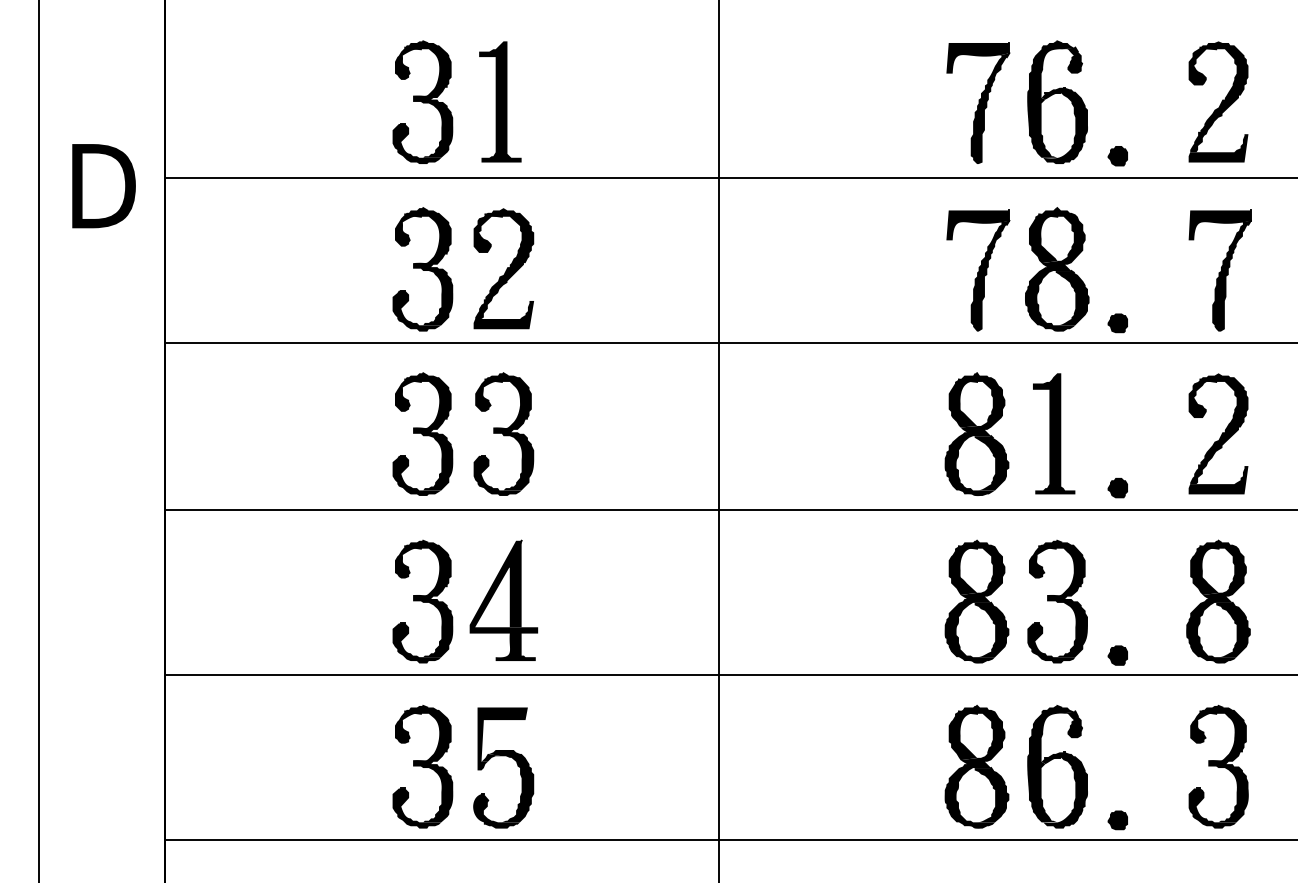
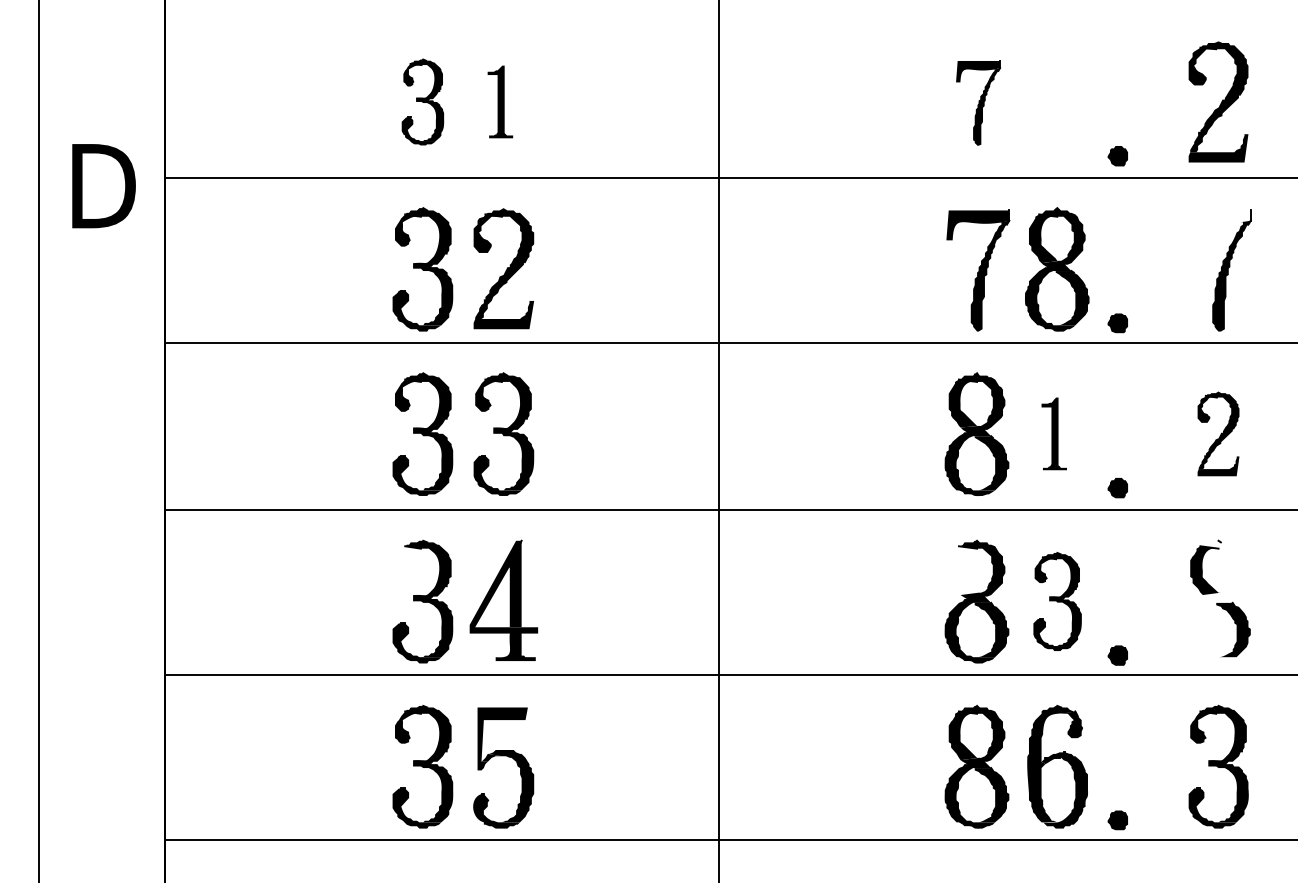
part size: 62x124 px -> 44x88 px (422, 101)
part size: 43x122 px -> 27x74 px (500, 101)
part: present -> none (1057, 101)
part size: 65x122 px -> 45x86 px (978, 102)
fill: present -> none (1219, 225)
part size: 43x122 px -> 26x74 px (1053, 433)
part size: 61x122 px -> 43x86 px (1218, 433)
fill: present -> none (407, 562)
fill: present -> none (963, 570)
part size: 61x125 px -> 49x99 px (1057, 601)
fill: present -> none (1216, 601)
